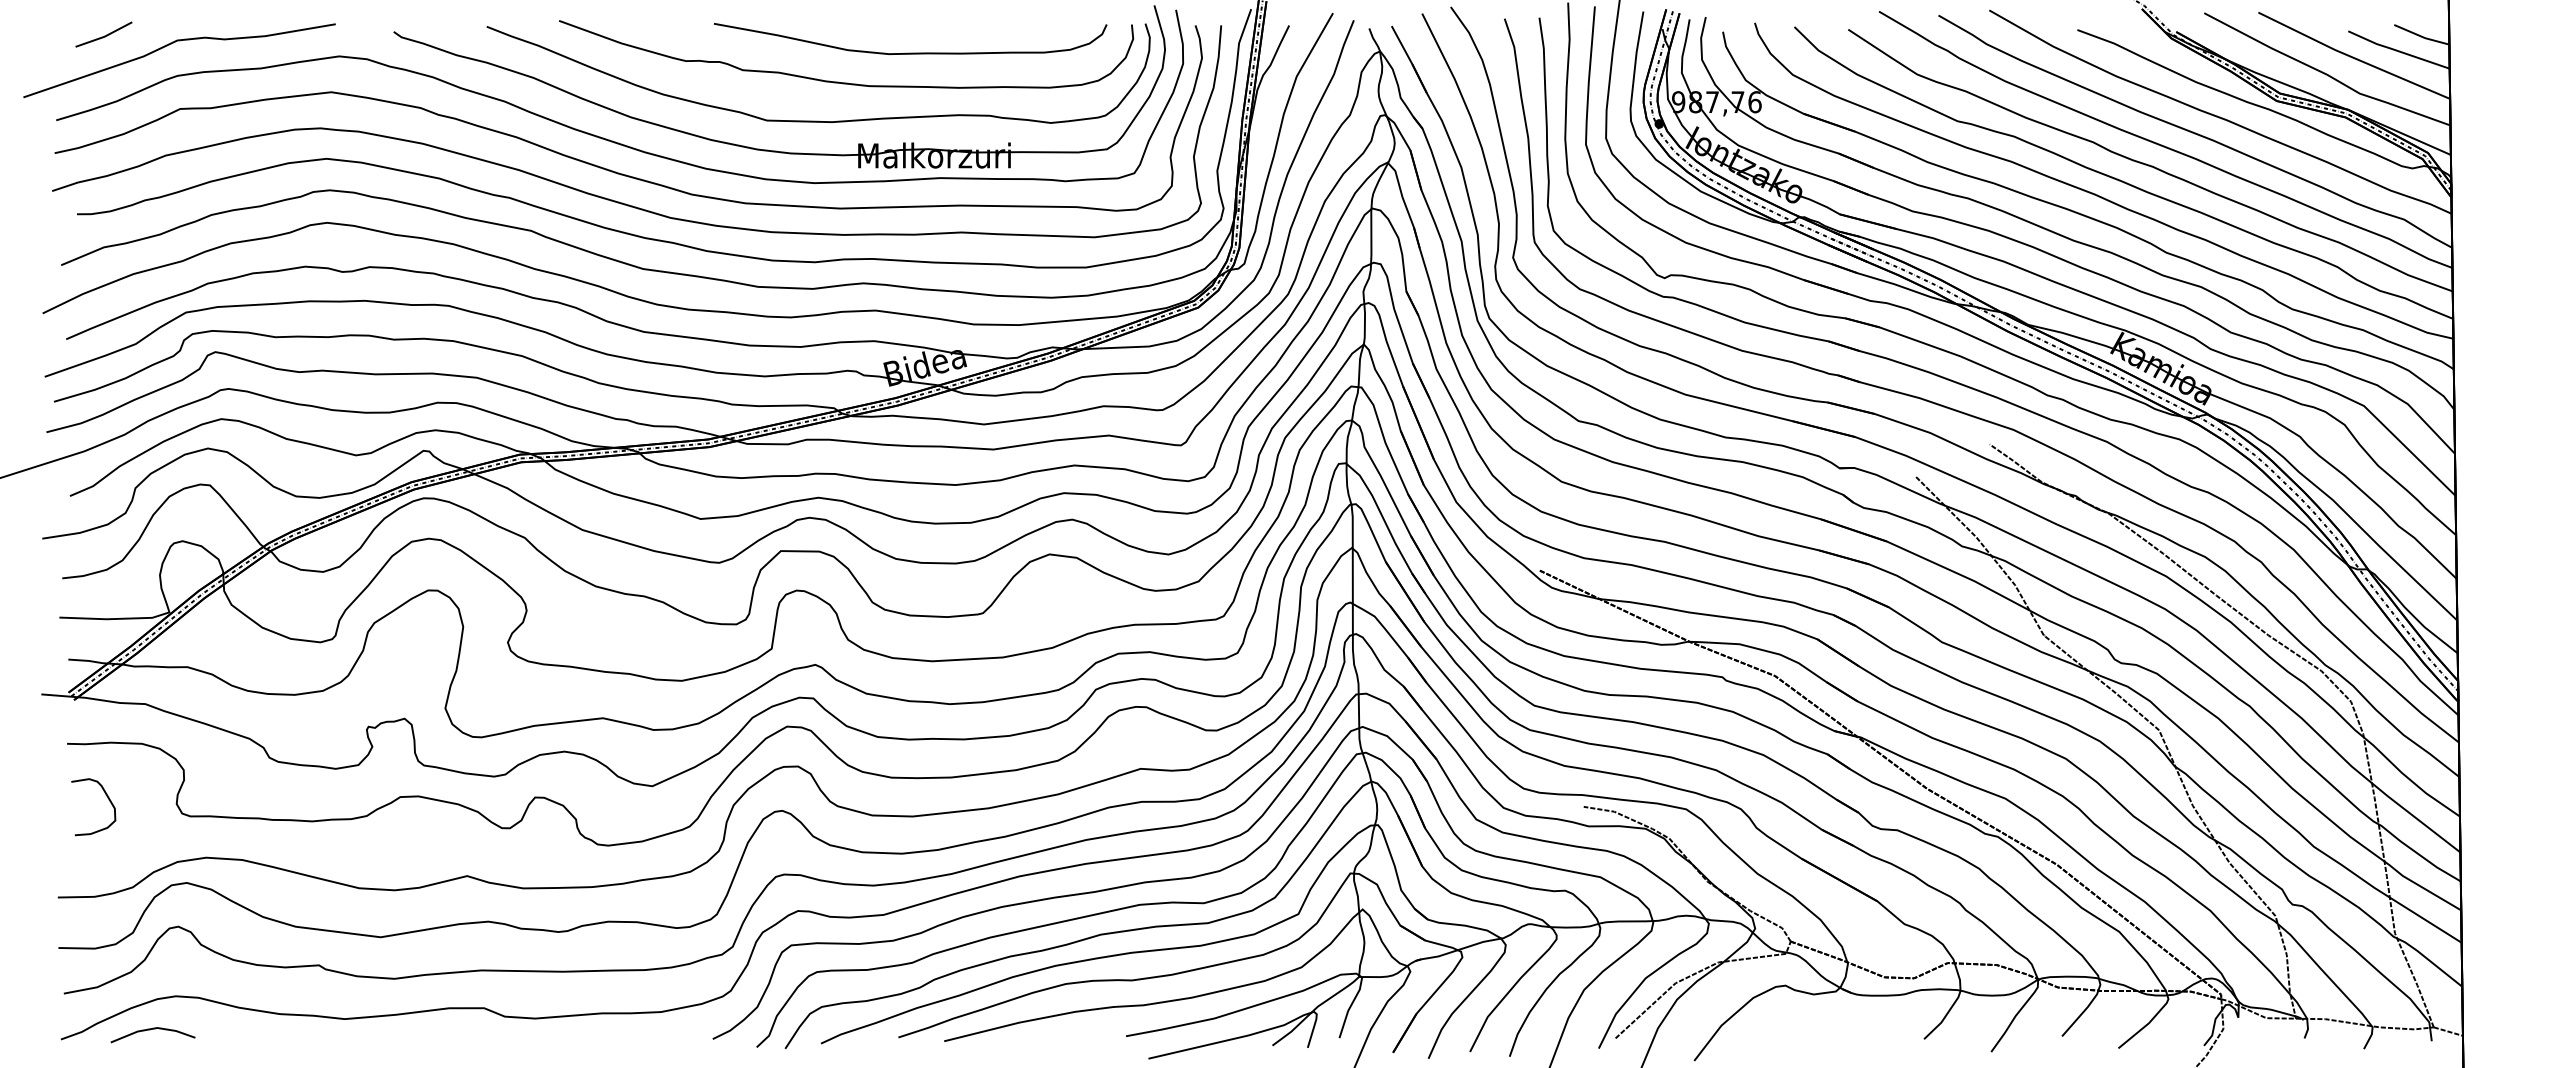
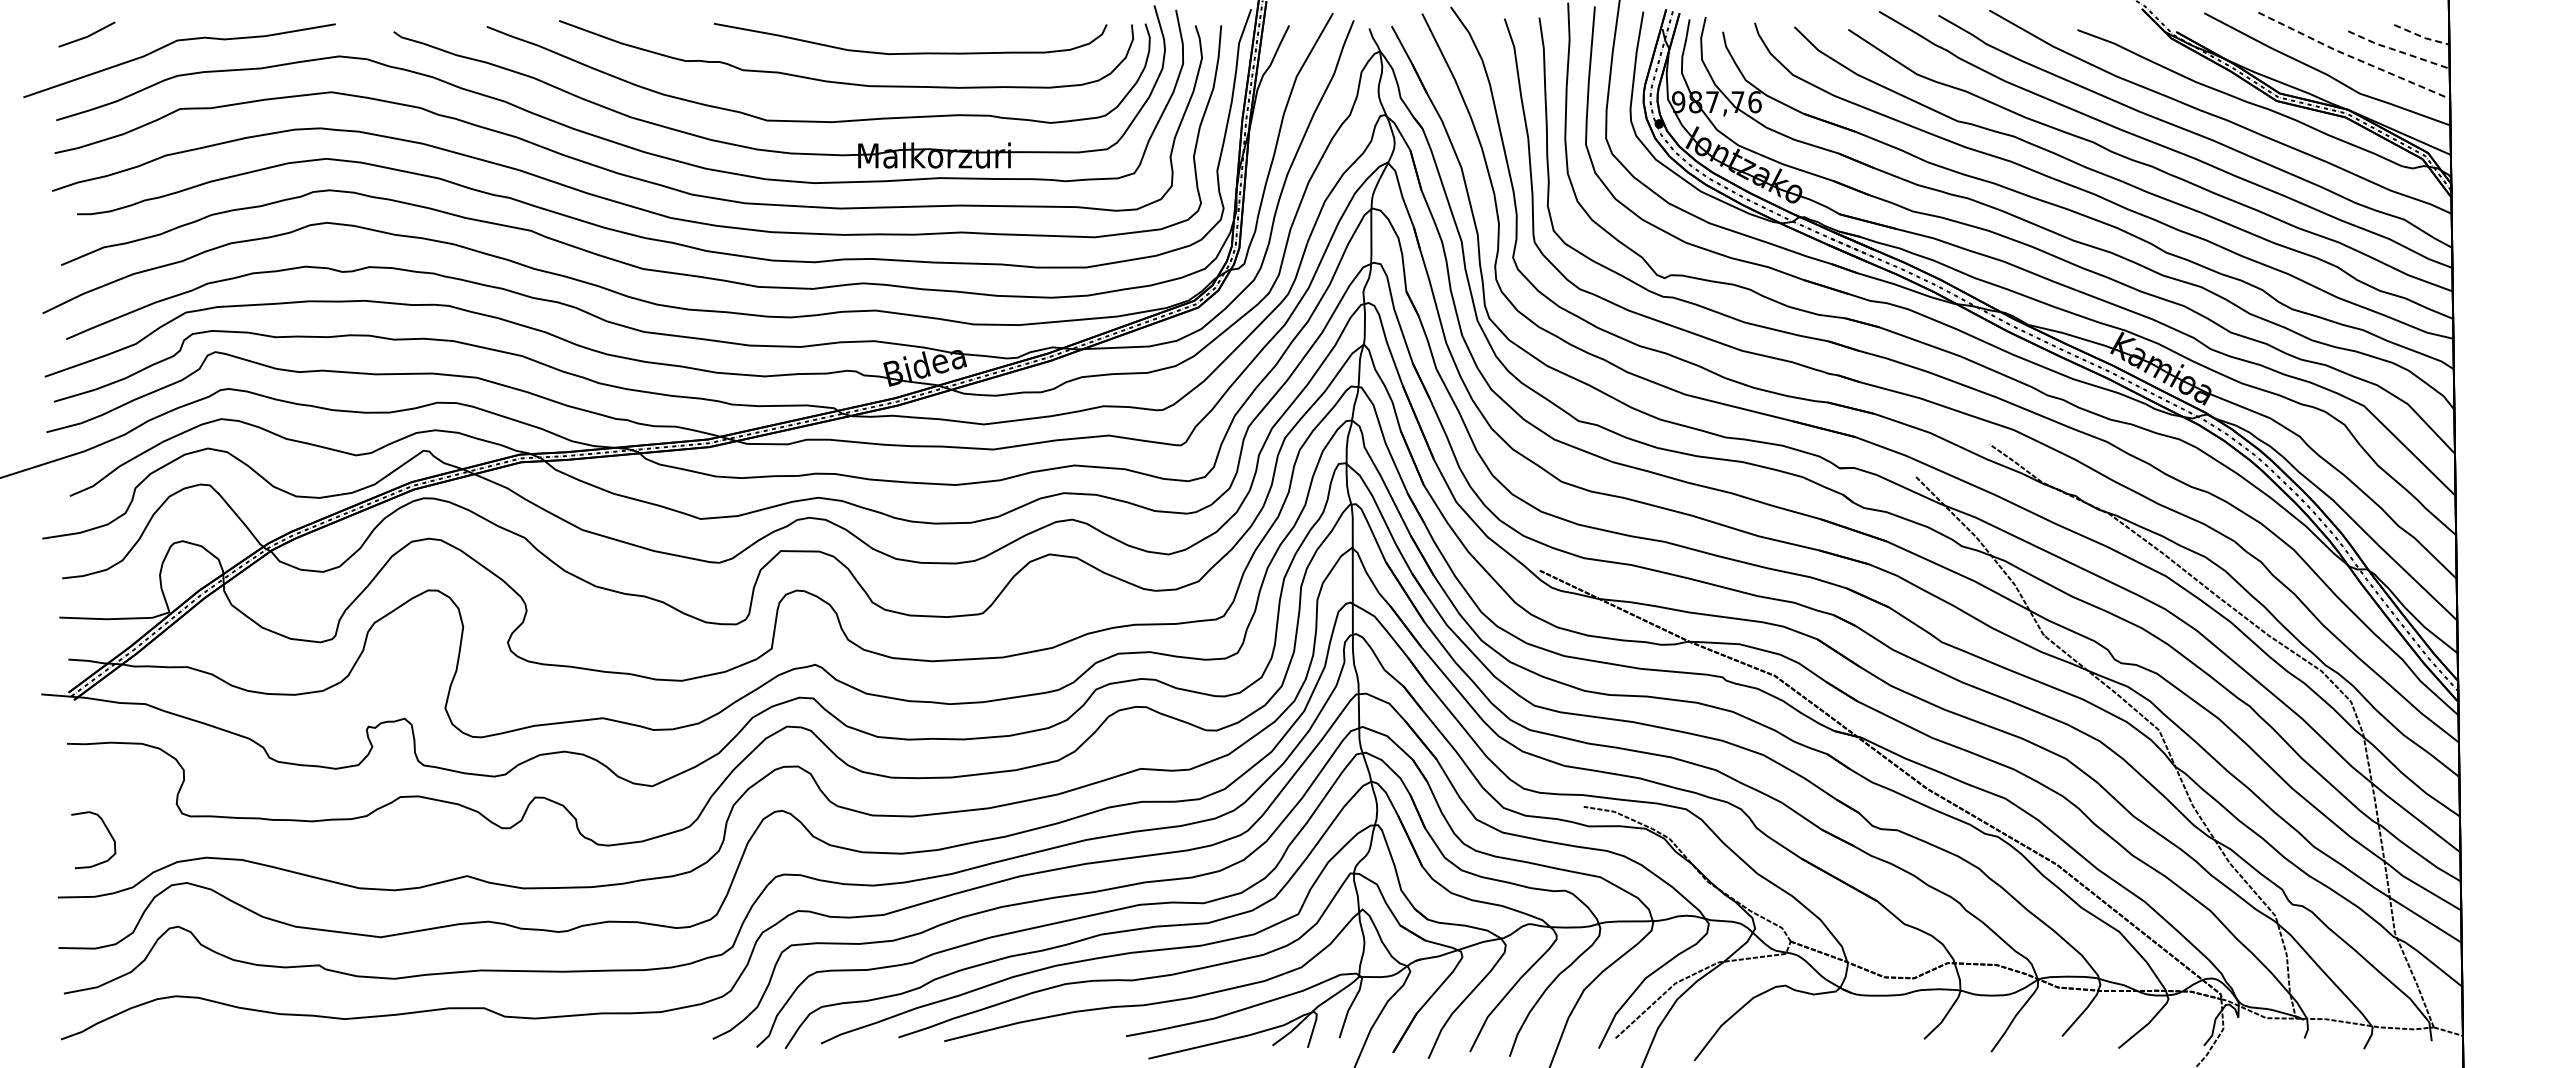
line position: (104, 35) -> (87, 35) (87, 35)
line: solid -> dashed (2422, 37)
line: solid -> dashed (2397, 50)
line: solid -> dashed (2352, 57)
curve position: (107, 798) -> (107, 831) (107, 831)
line: present -> none (150, 1030)
